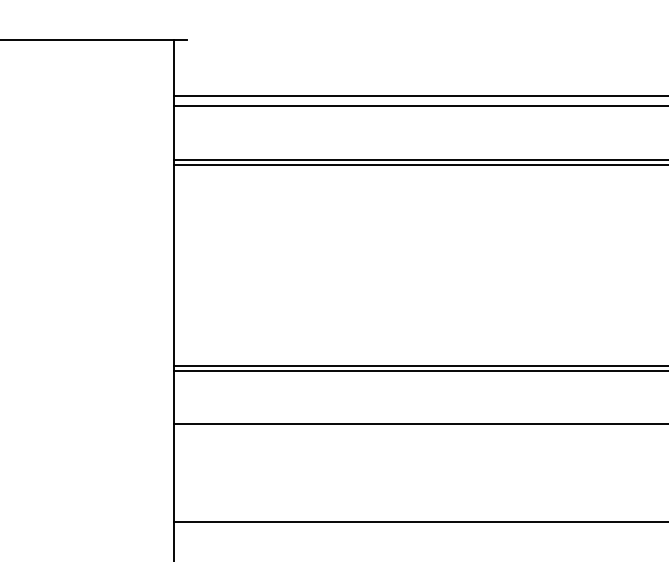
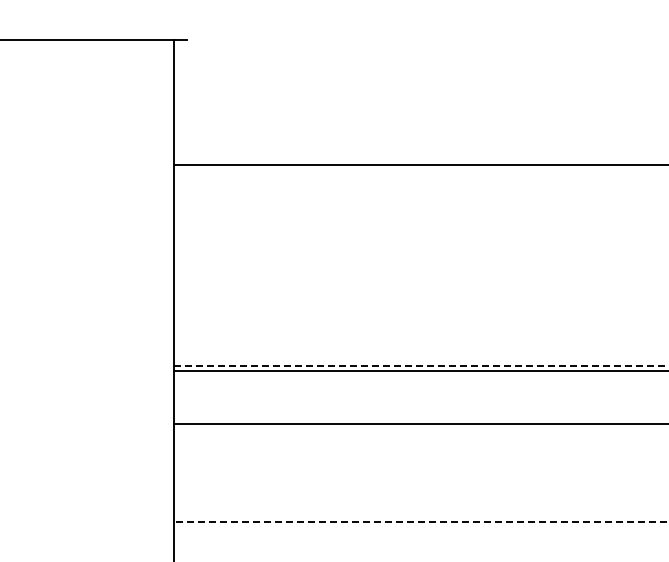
line: present -> none (419, 96)
line: present -> none (419, 106)
line: present -> none (419, 159)
line: solid -> dashed (420, 365)
line: solid -> dashed (420, 522)
